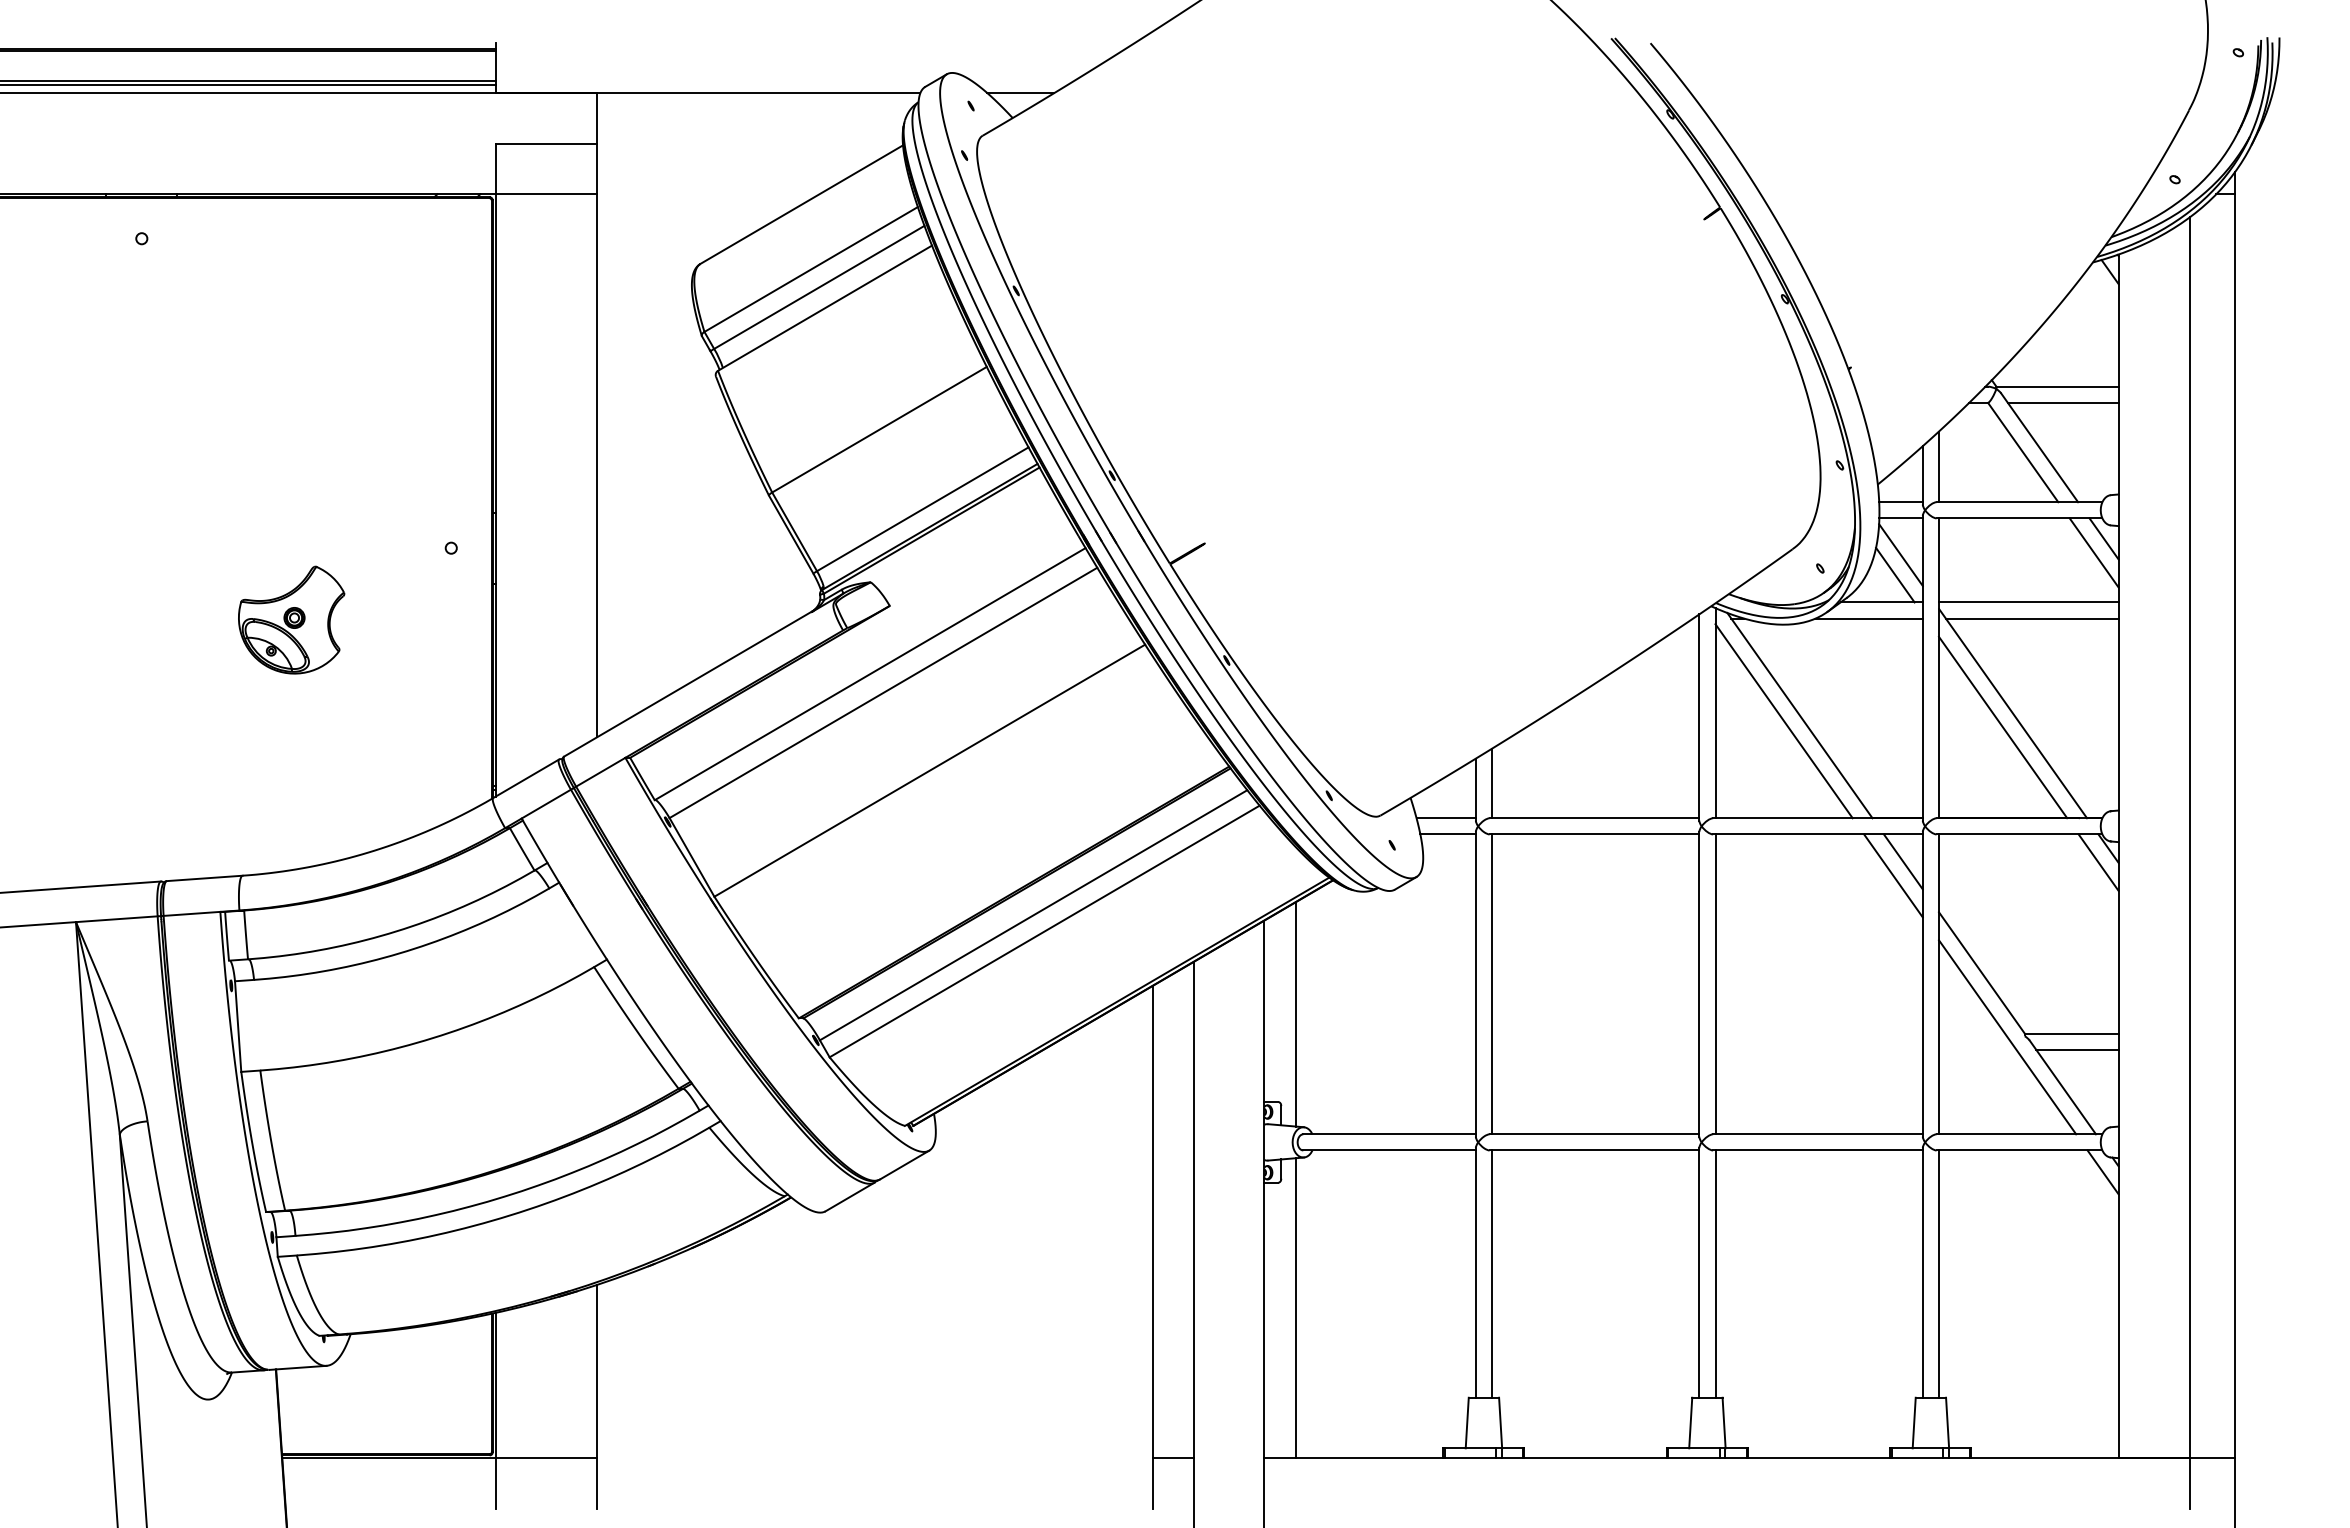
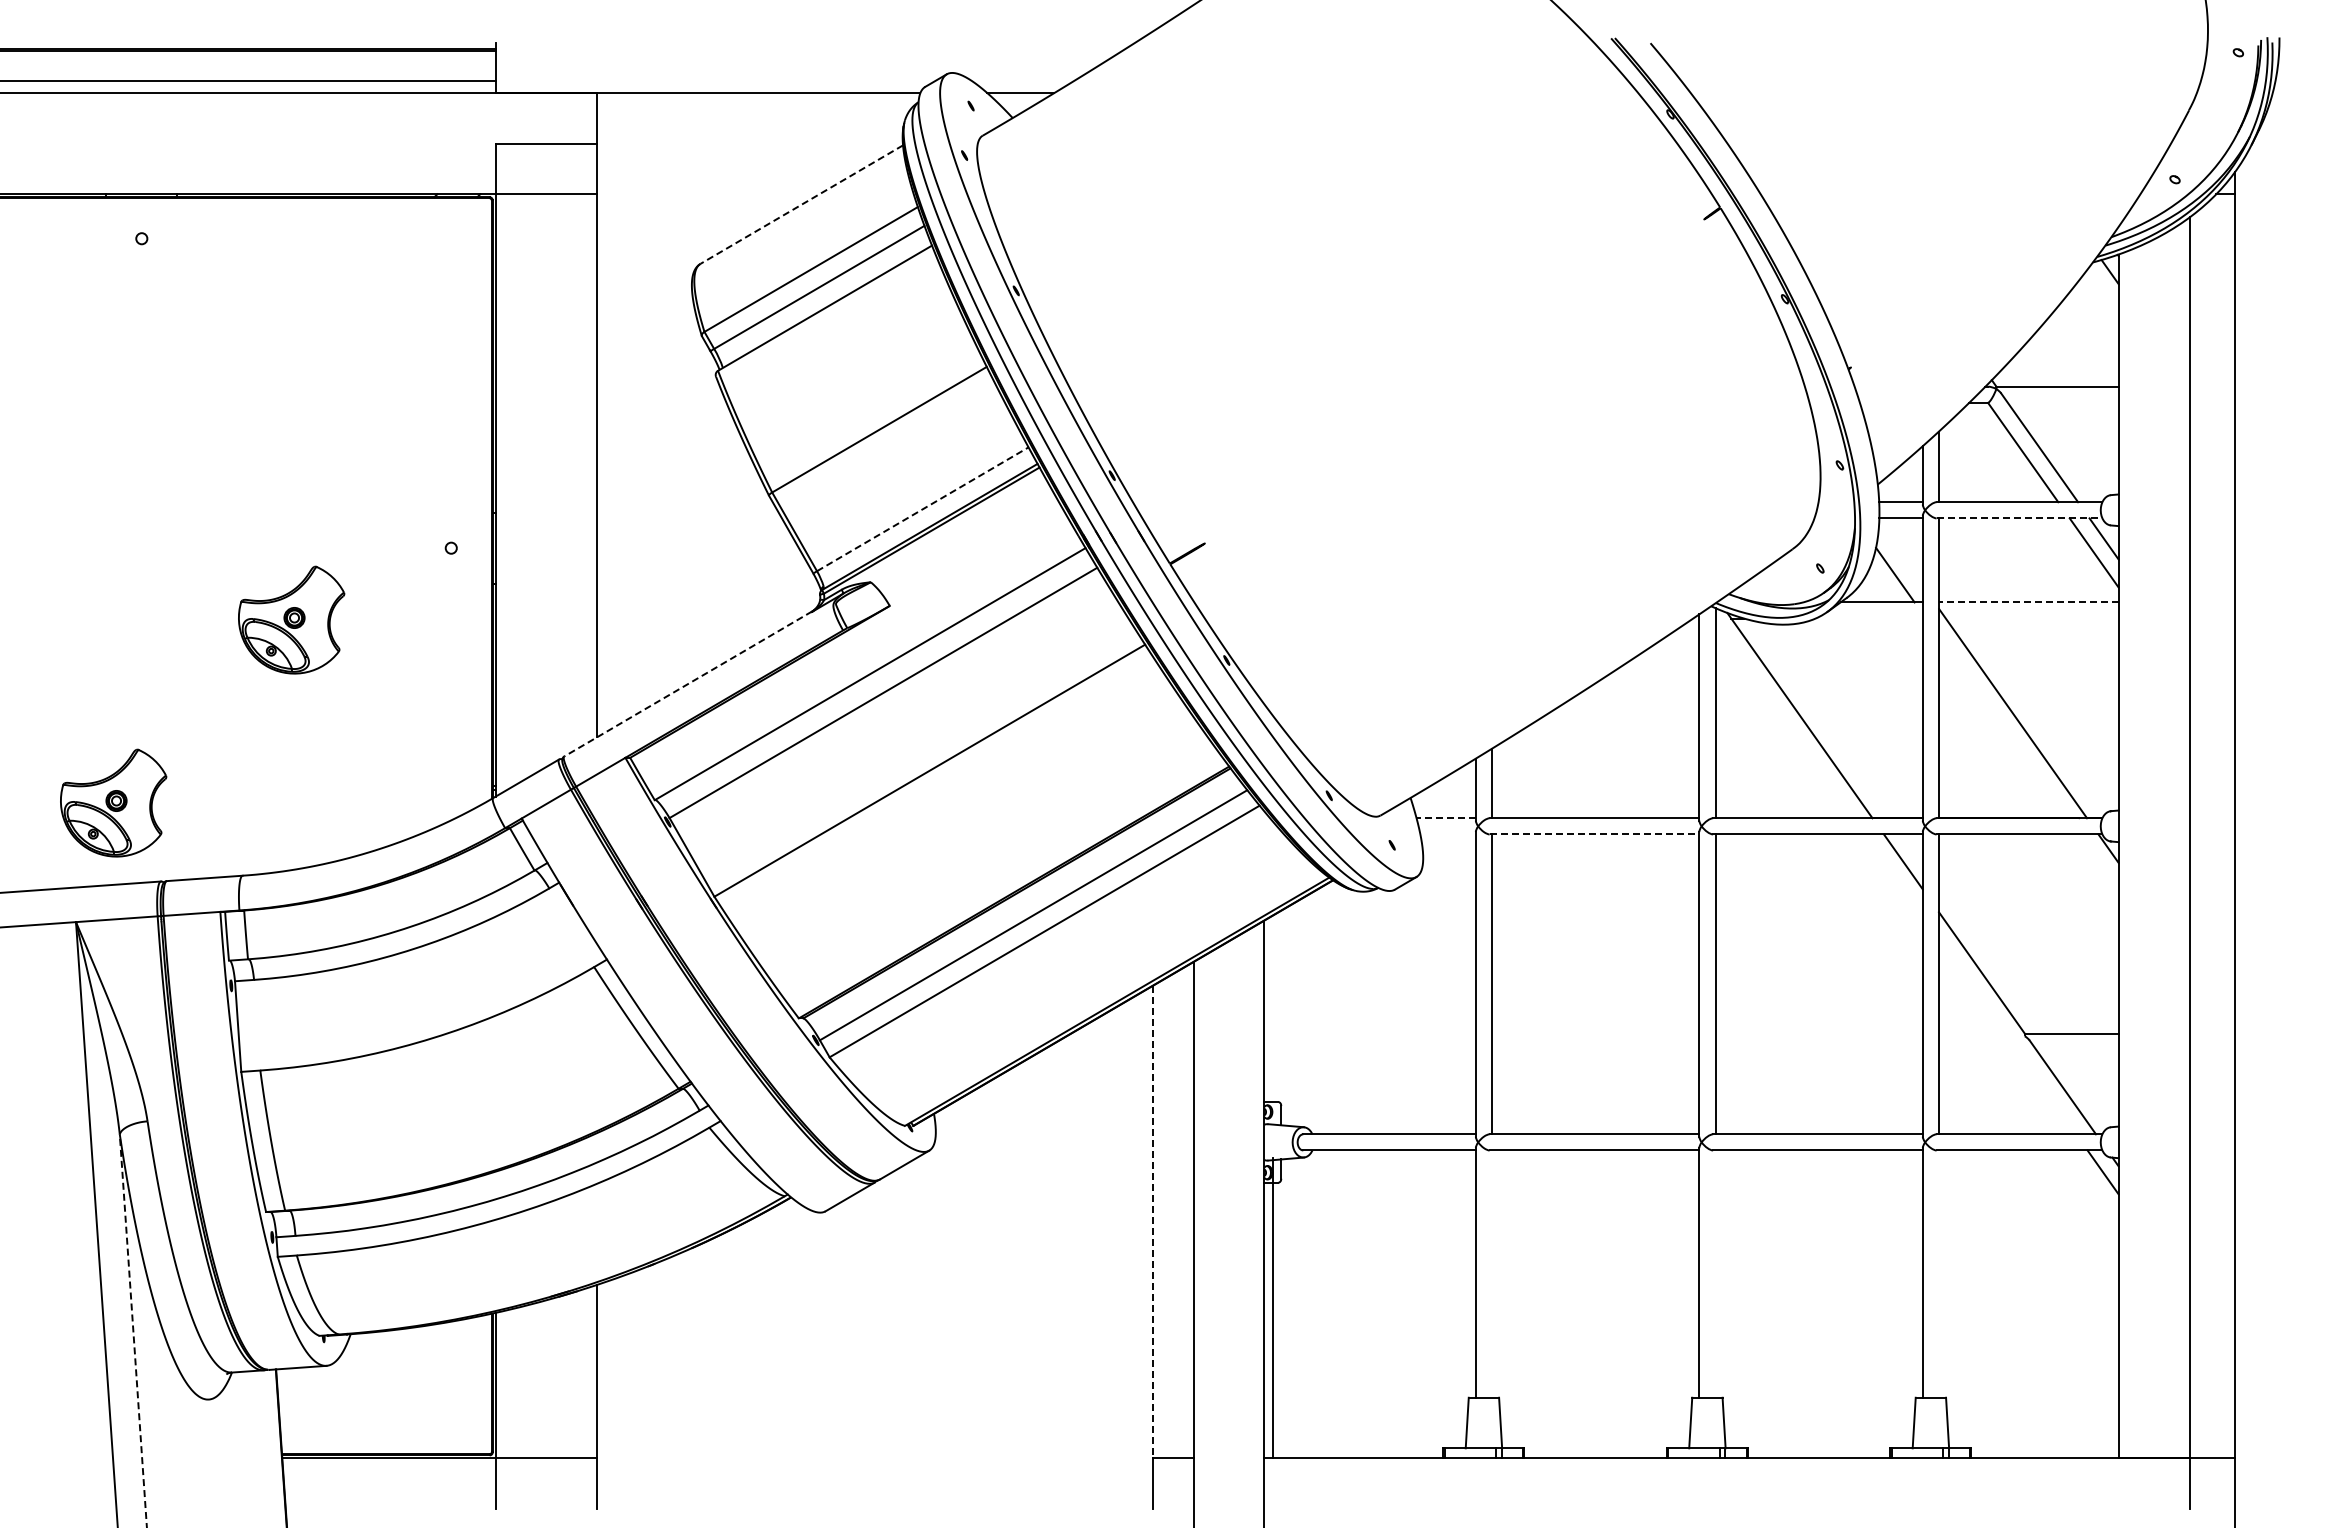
line: present -> none (248, 85)
line: solid -> dashed (801, 204)
line: present -> none (2062, 402)
line: solid -> dashed (922, 509)
line: solid -> dashed (2019, 518)
line: present -> none (1900, 554)
line: solid -> dashed (2028, 602)
line: present -> none (1868, 618)
line: present -> none (2031, 618)
line: solid -> dashed (688, 683)
line: present -> none (1783, 721)
line: present -> none (2002, 727)
part: none -> present (113, 802)
line: solid -> dashed (1446, 818)
line: present -> none (1447, 834)
line: solid -> dashed (1594, 834)
line: present -> none (2098, 862)
line: present -> none (1893, 875)
line: present -> none (1296, 1013)
line: present -> none (2007, 1037)
line: present -> none (2077, 1050)
line: solid -> dashed (1153, 1222)
line: present -> none (1492, 1273)
line: present -> none (1715, 1273)
line: present -> none (1938, 1273)
line position: (1296, 1308) -> (1273, 1308) (1273, 1308)
line: solid -> dashed (133, 1330)
